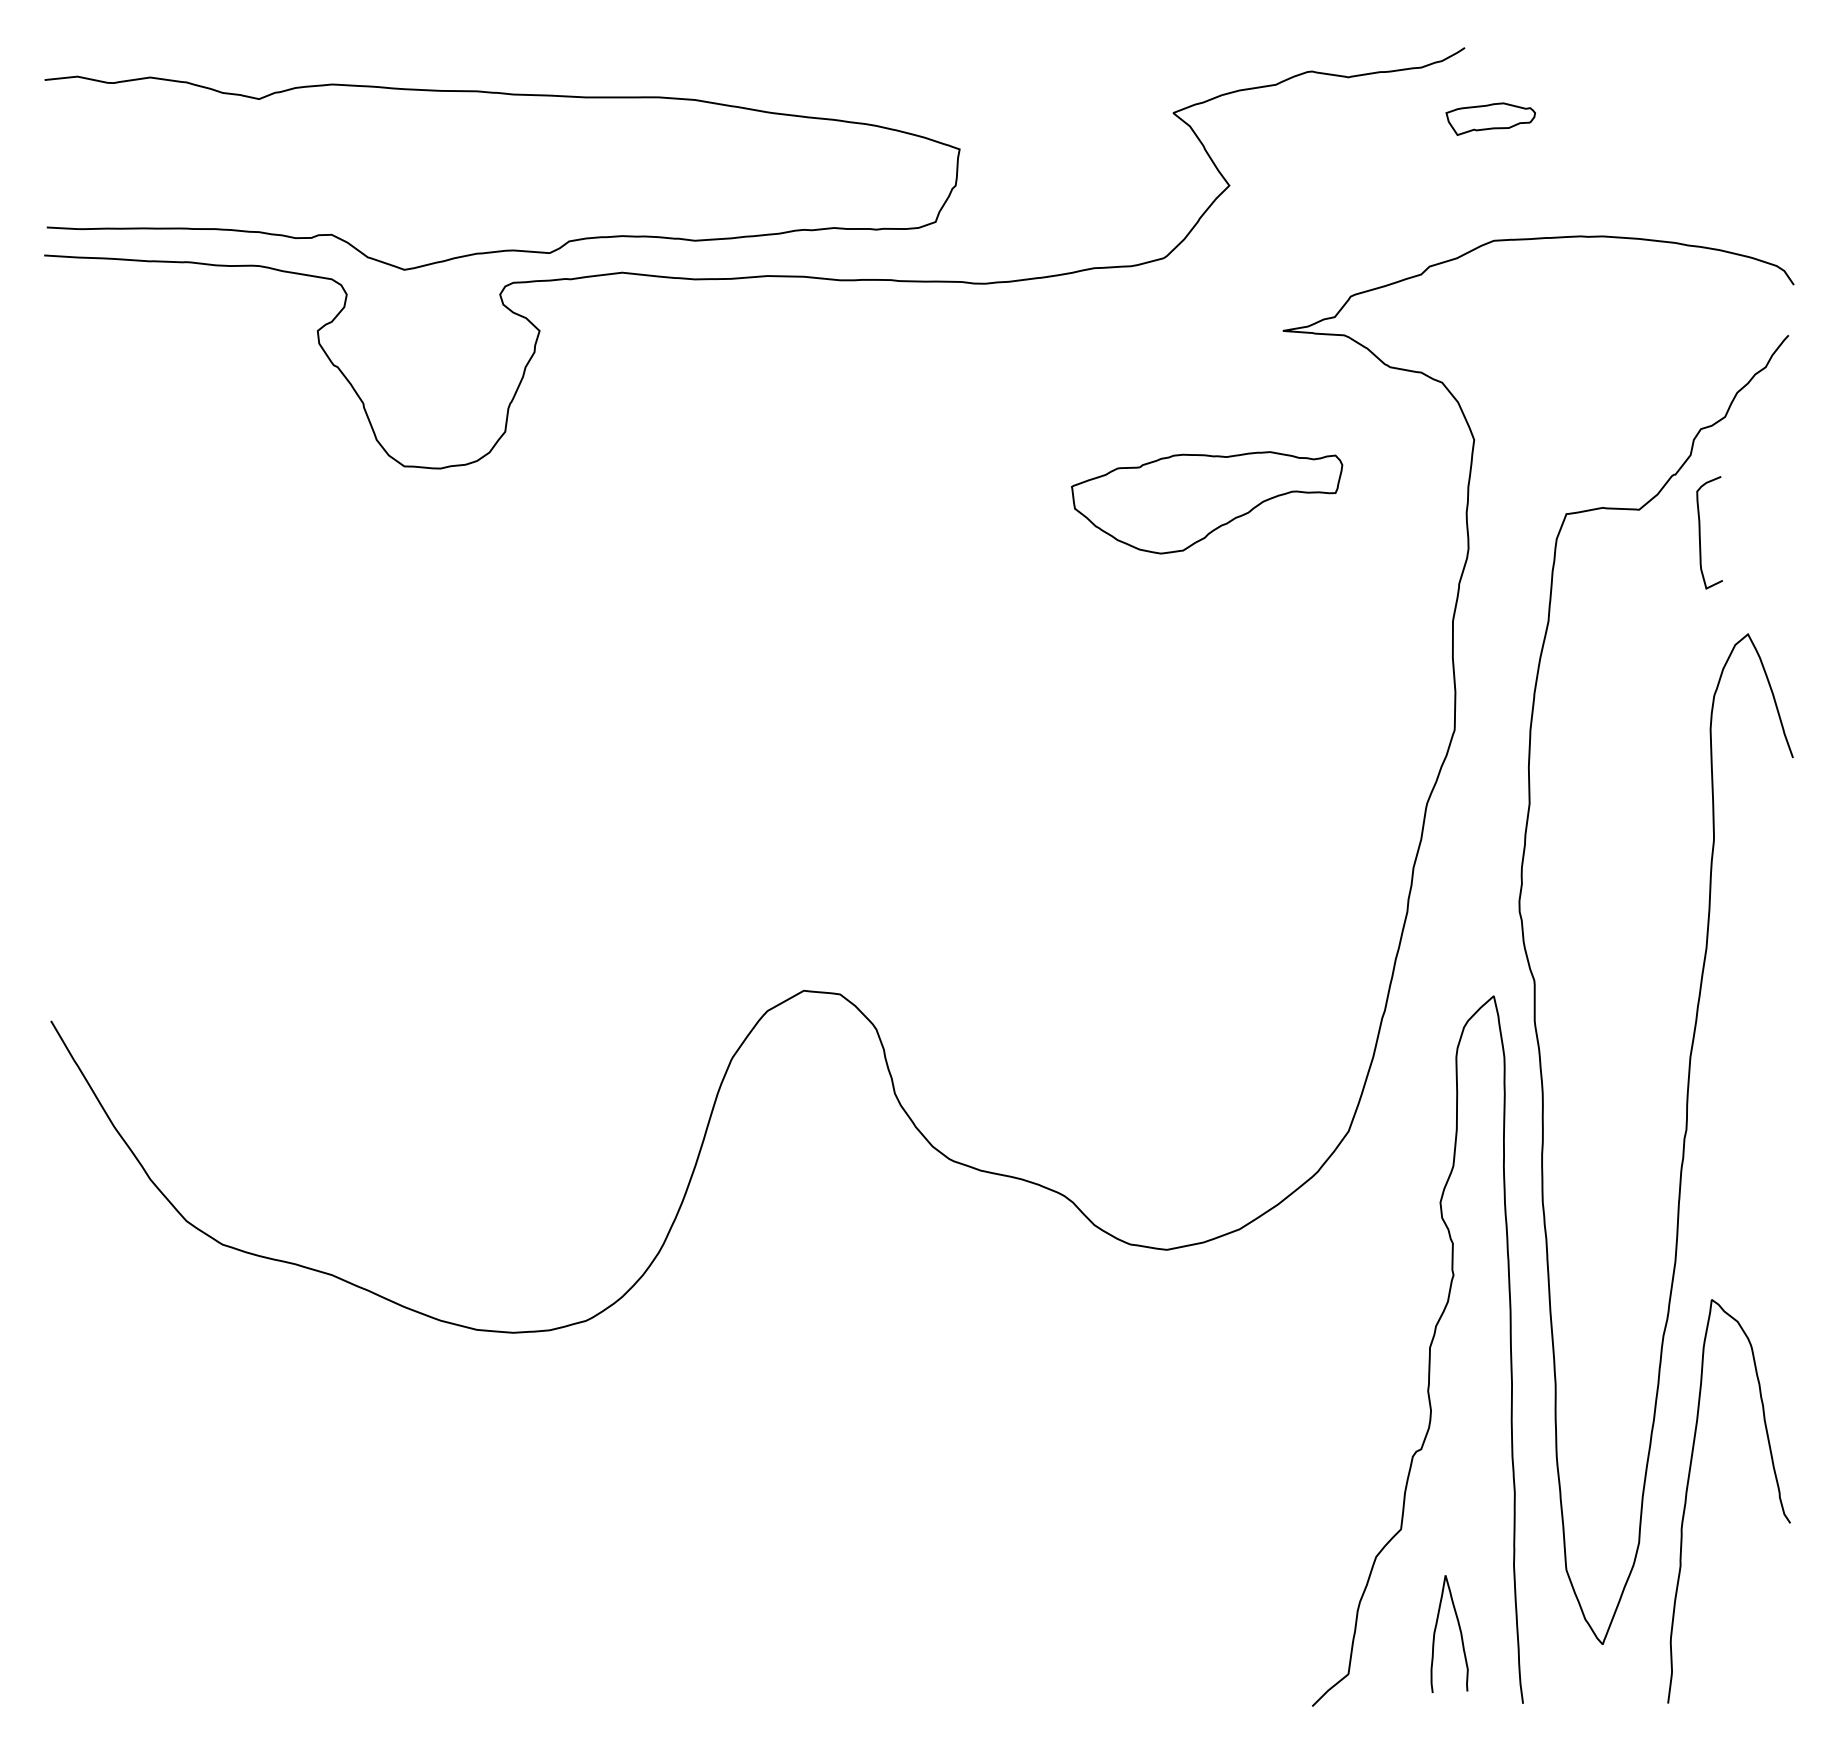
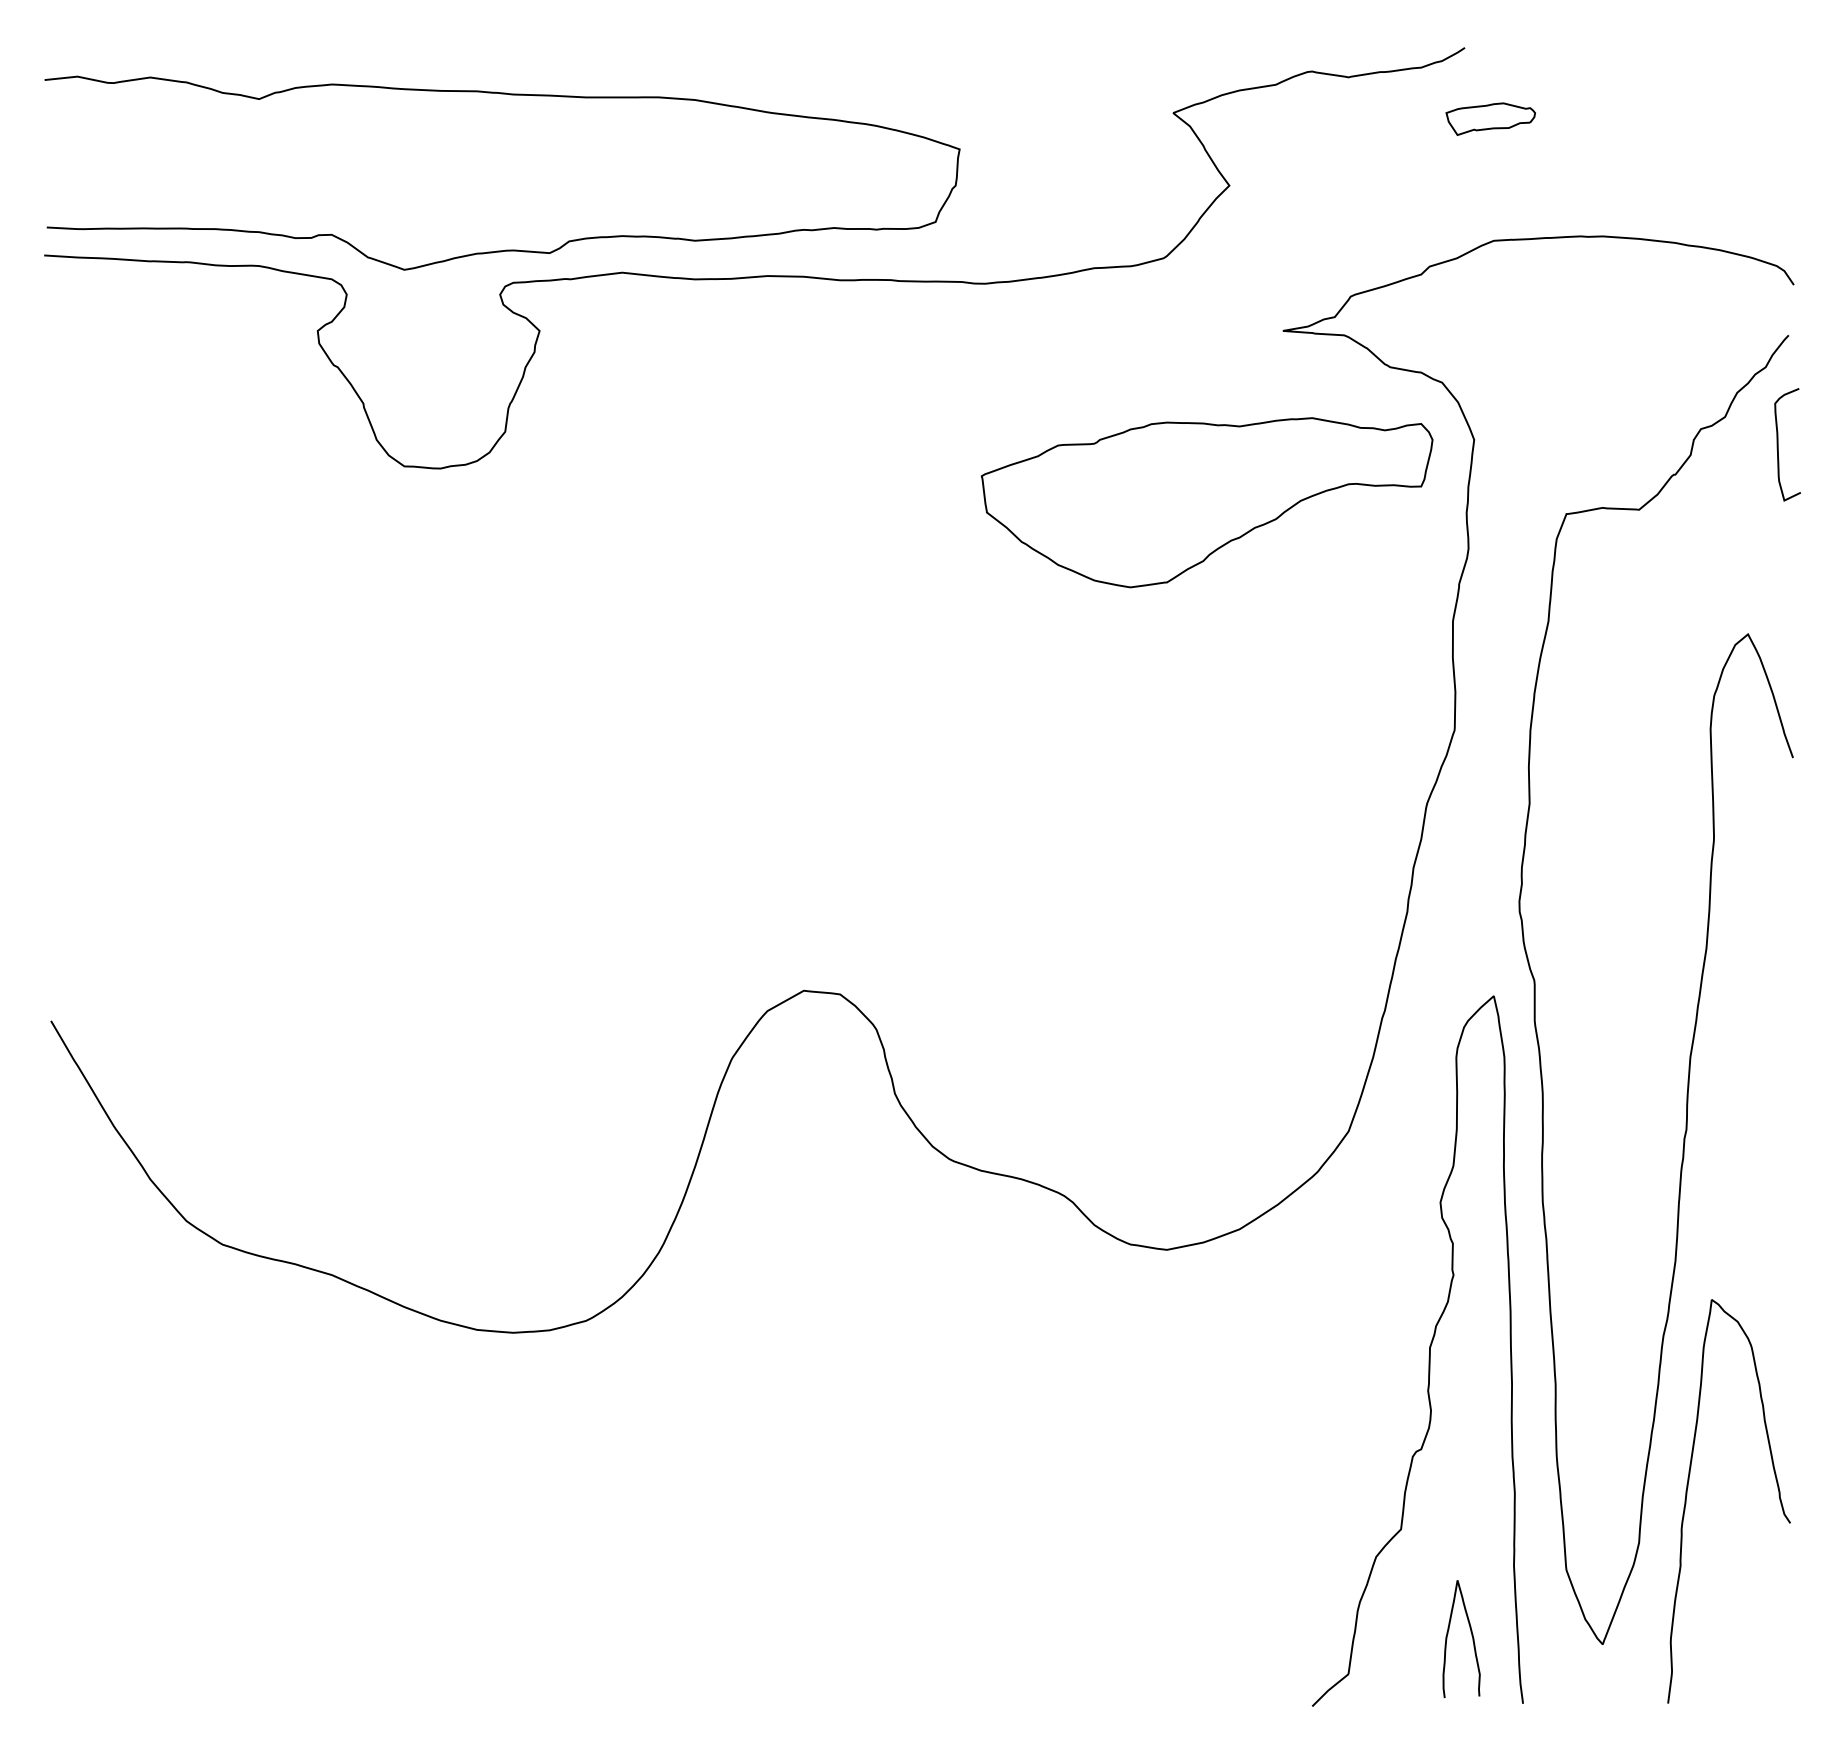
part size: 273x104 px -> 454x172 px (1206, 502)
curve position: (1700, 532) -> (1778, 444) (1778, 444)
curve position: (1459, 1631) -> (1471, 1636) (1471, 1636)
